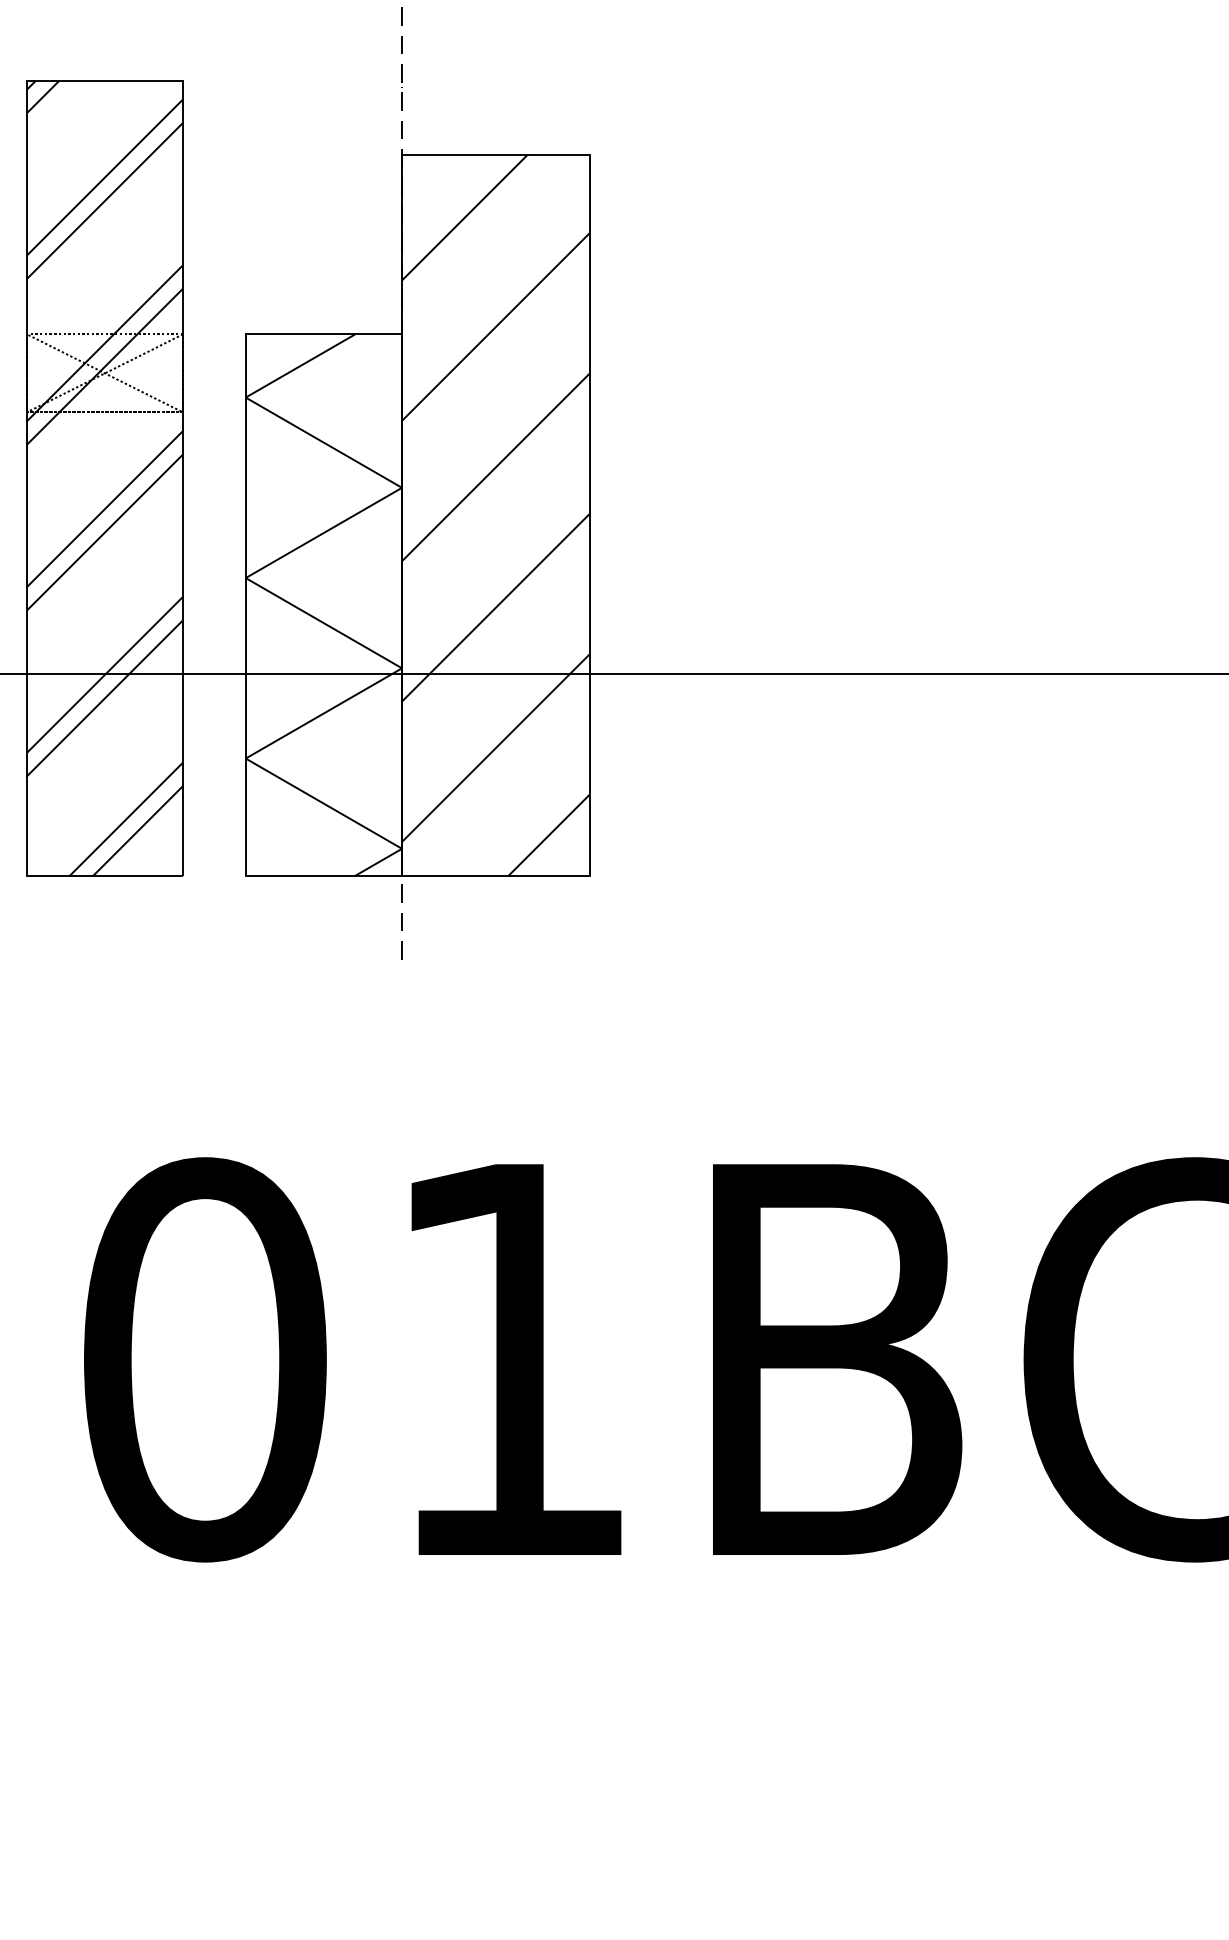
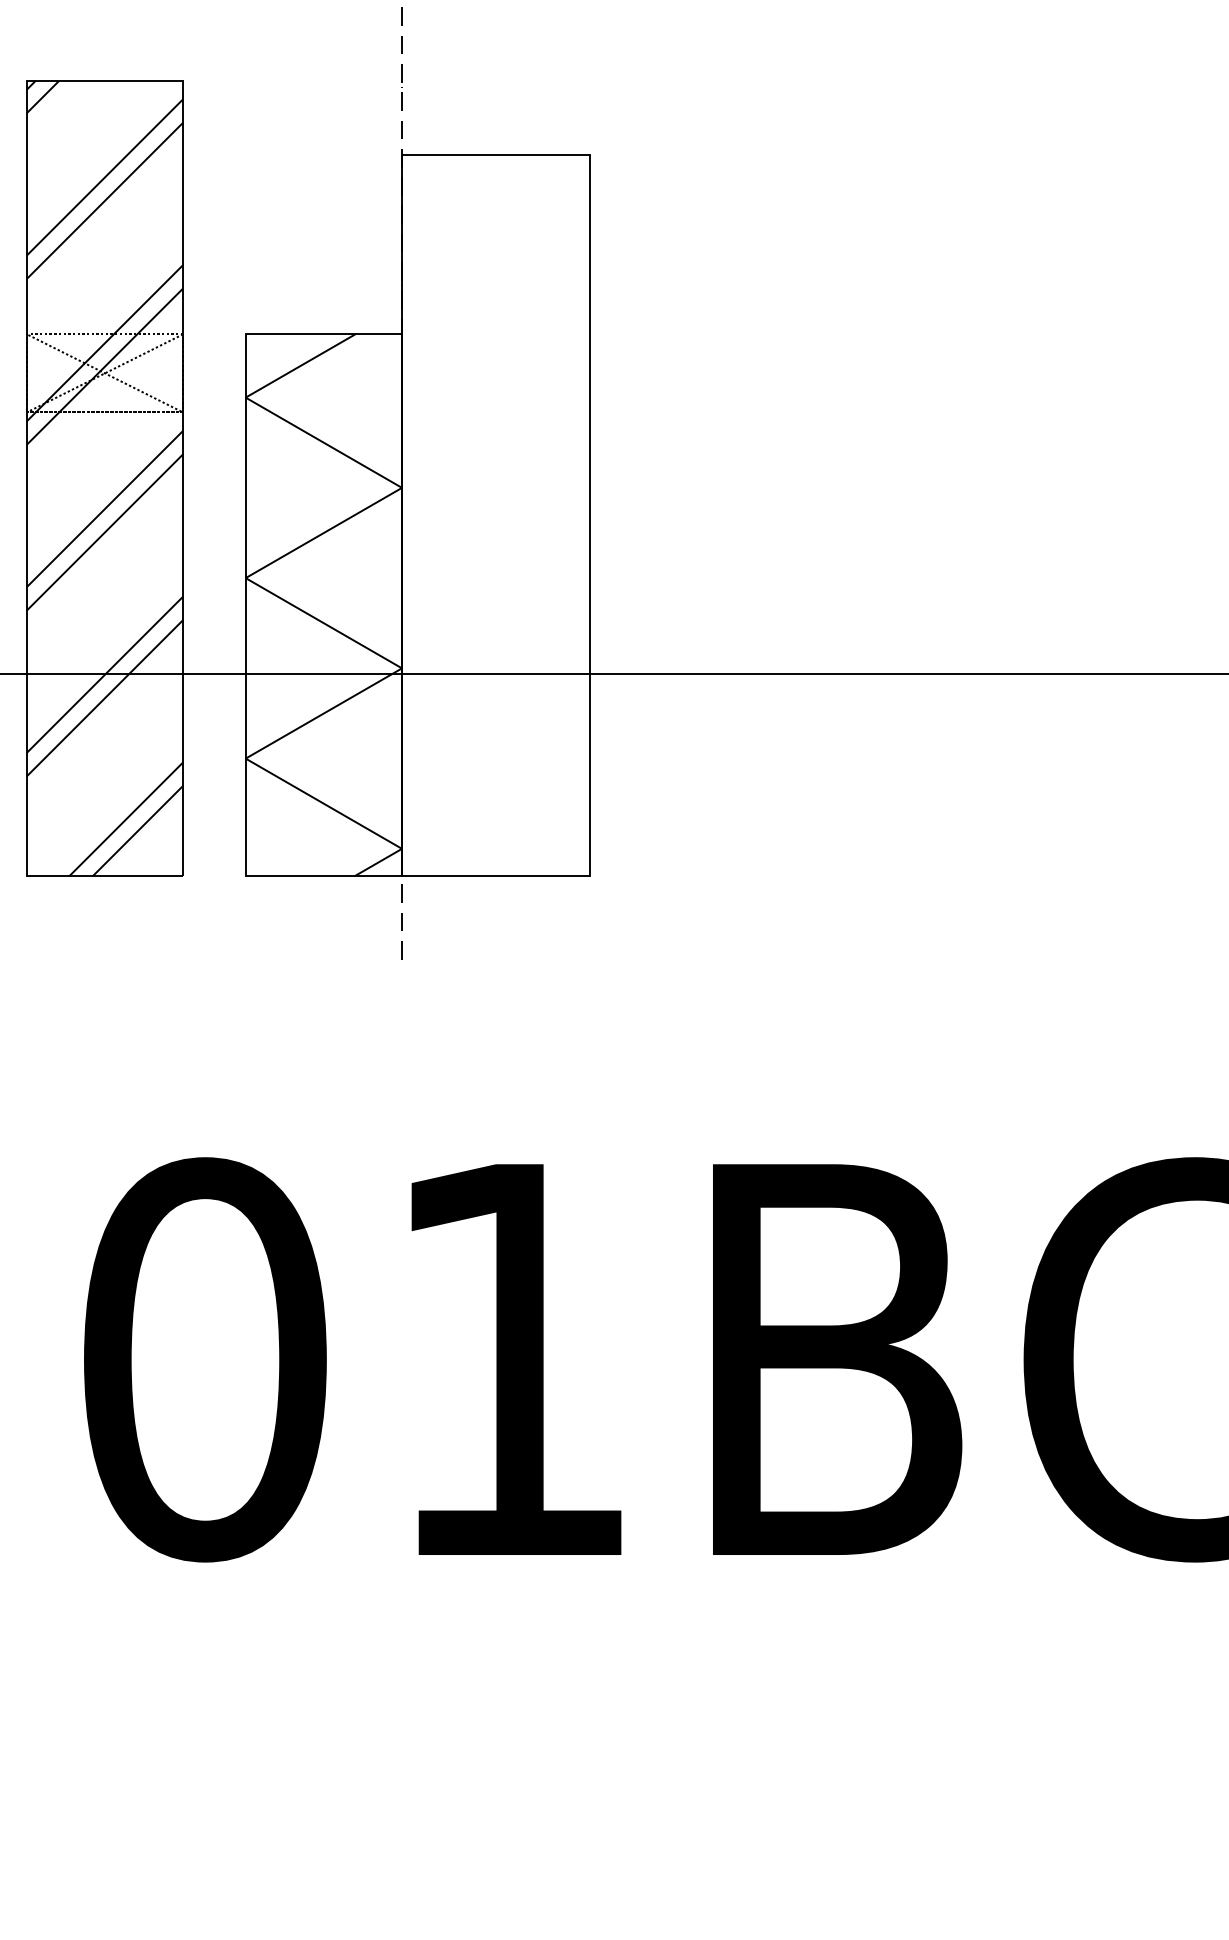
hatch: present -> none (495, 515)
